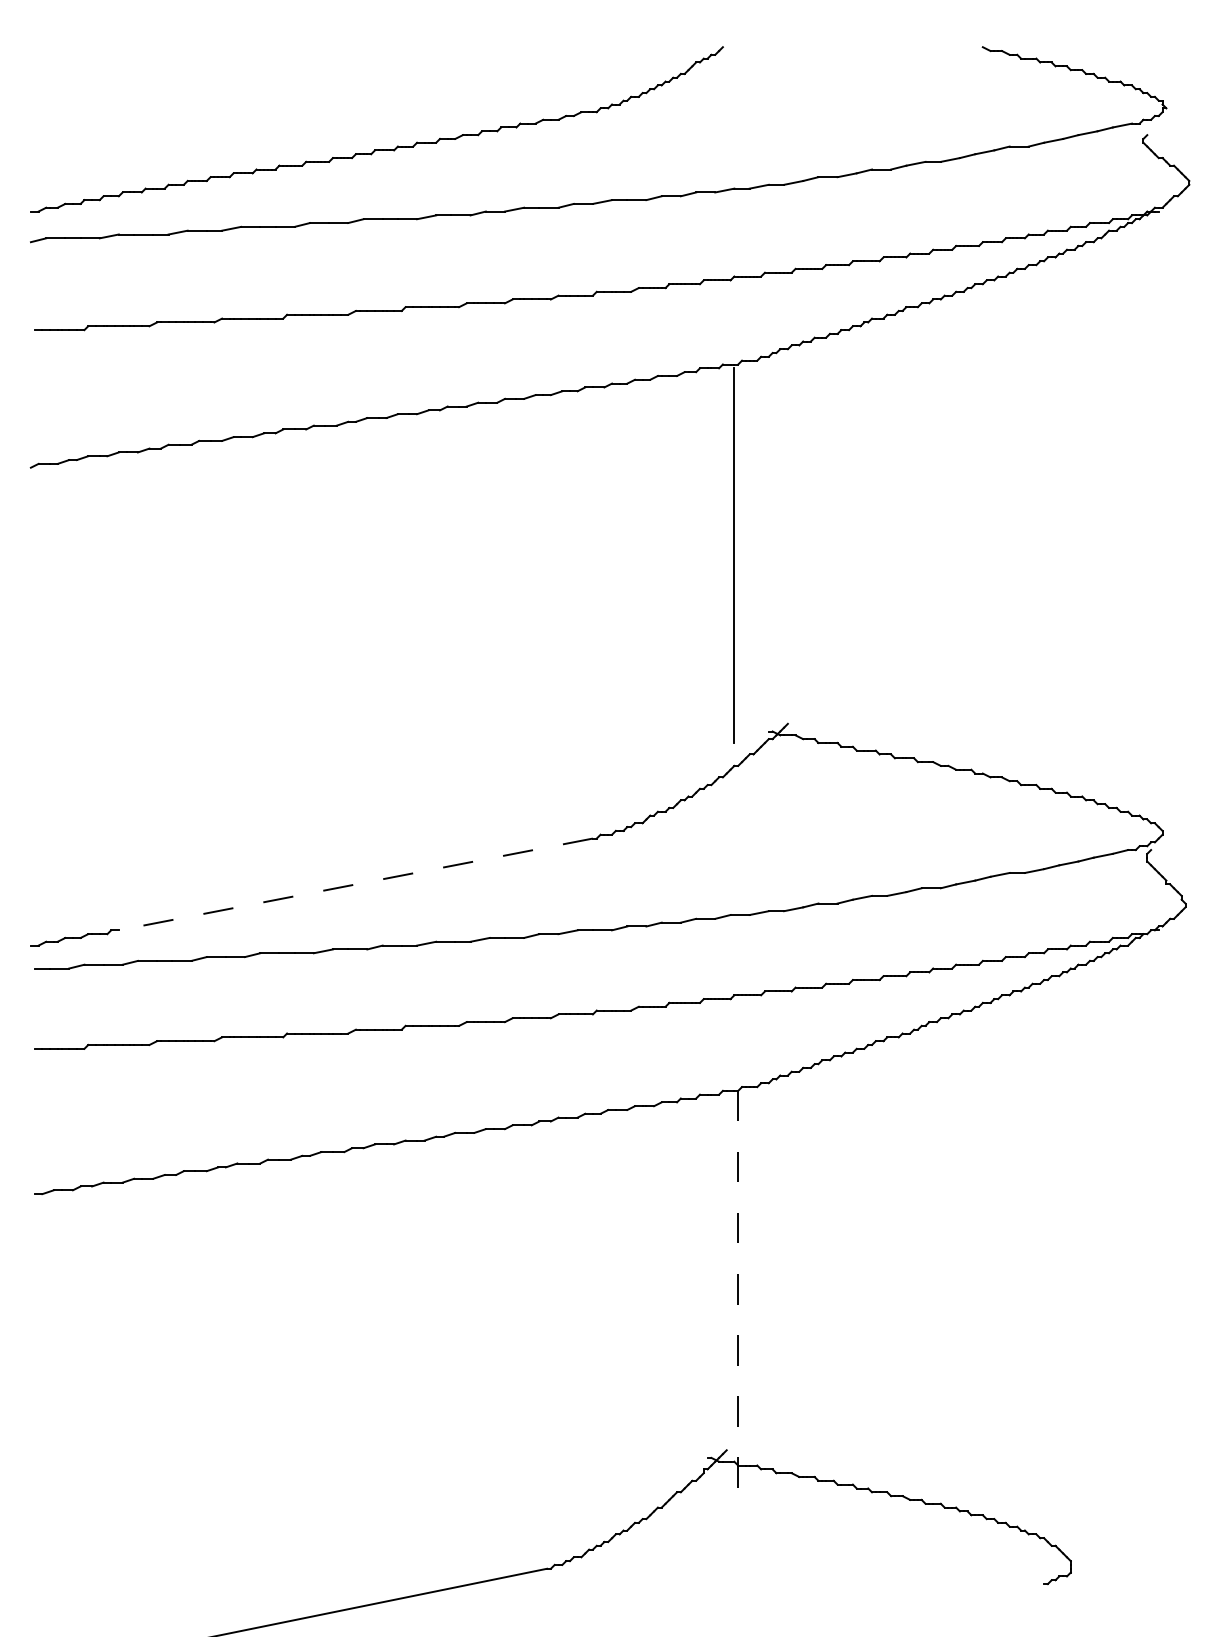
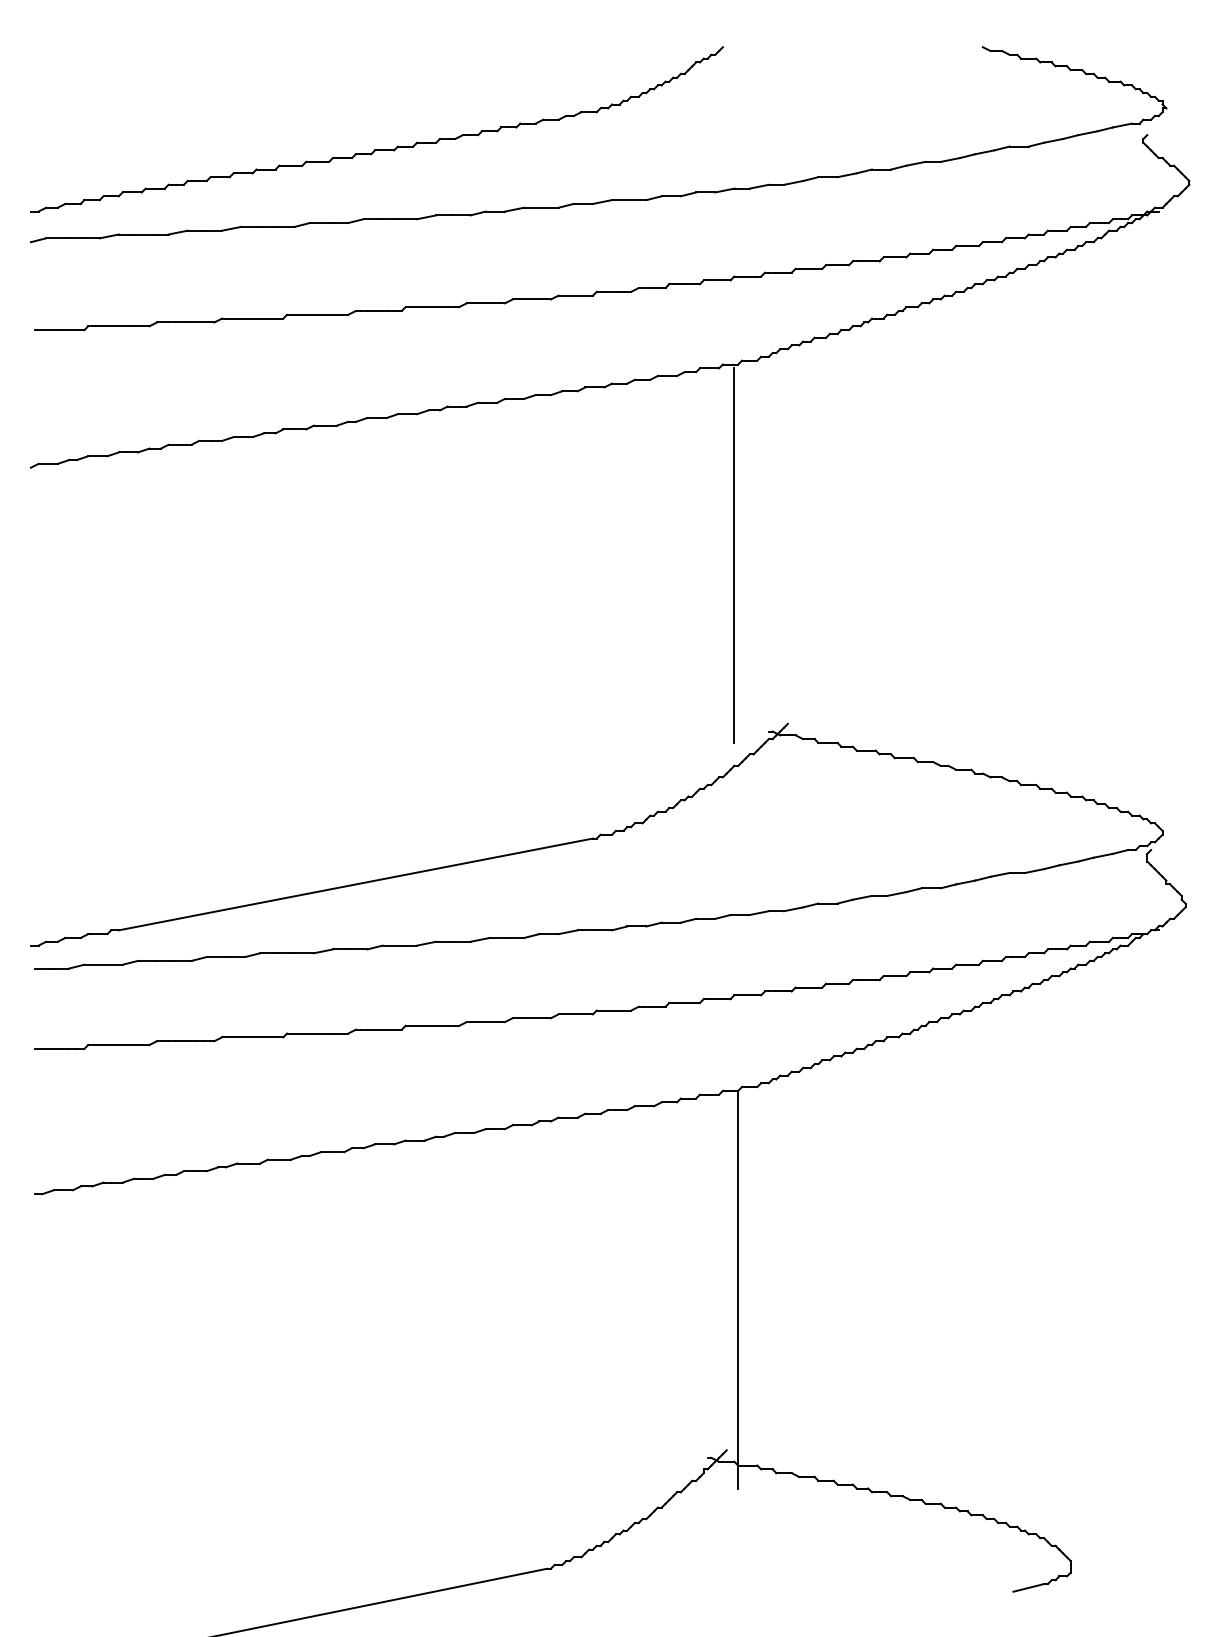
line: dashed -> solid (355, 884)
line: dashed -> solid (738, 1289)
line: none -> present (1028, 1587)
